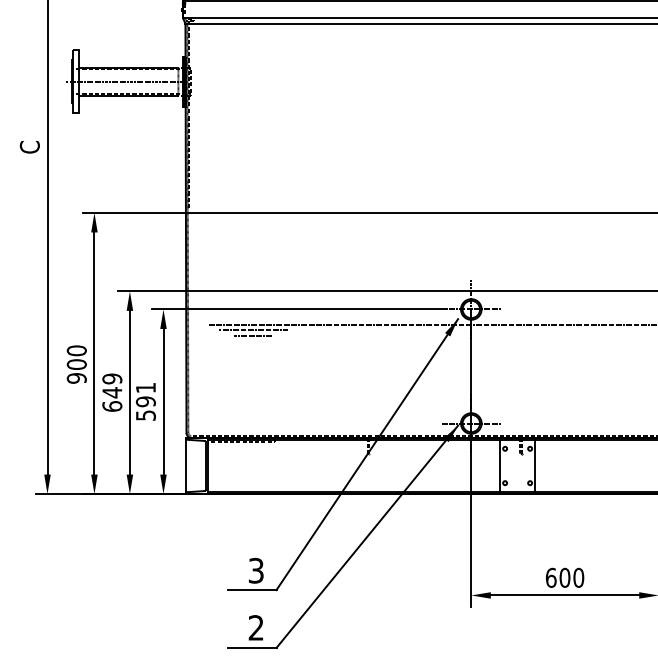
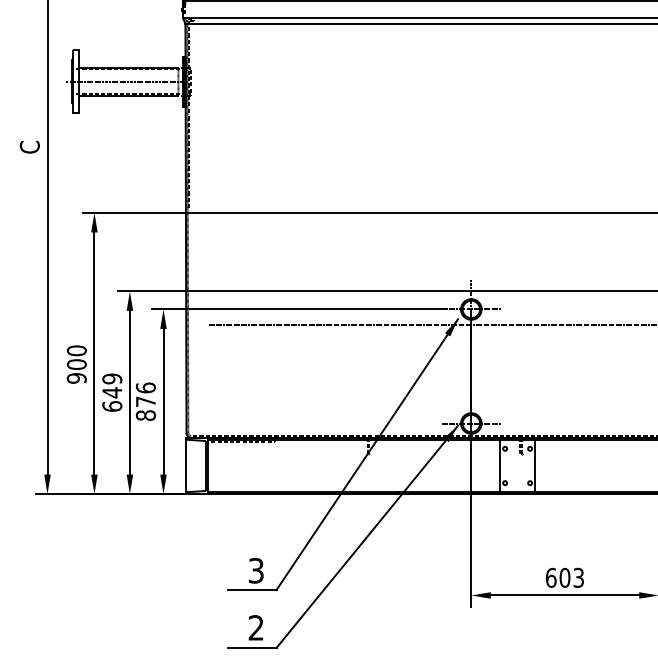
line: present -> none (253, 330)
line: present -> none (253, 335)
text: 591 -> 876 (145, 401)
text: 600 -> 603 (578, 577)
